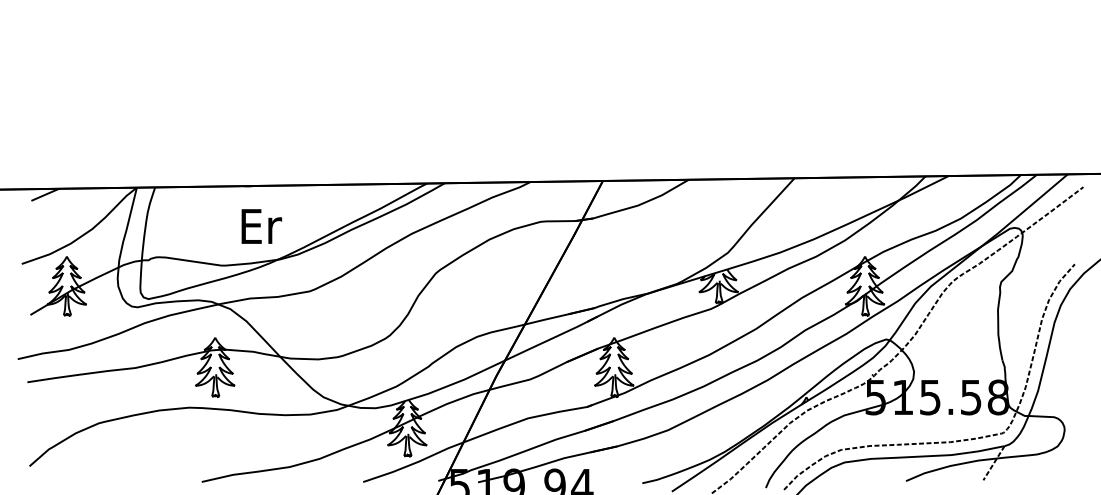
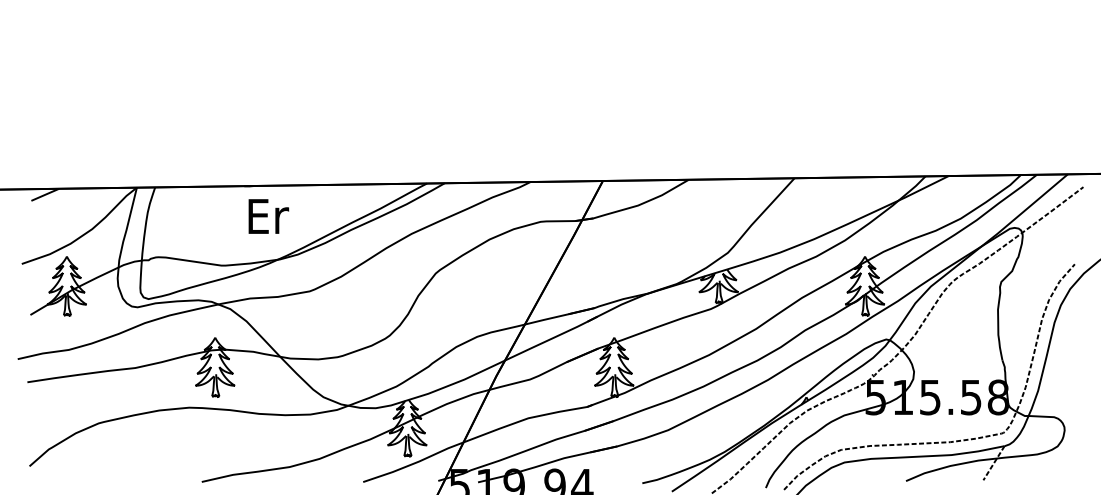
text position: (261, 226) -> (268, 216) (268, 216)
